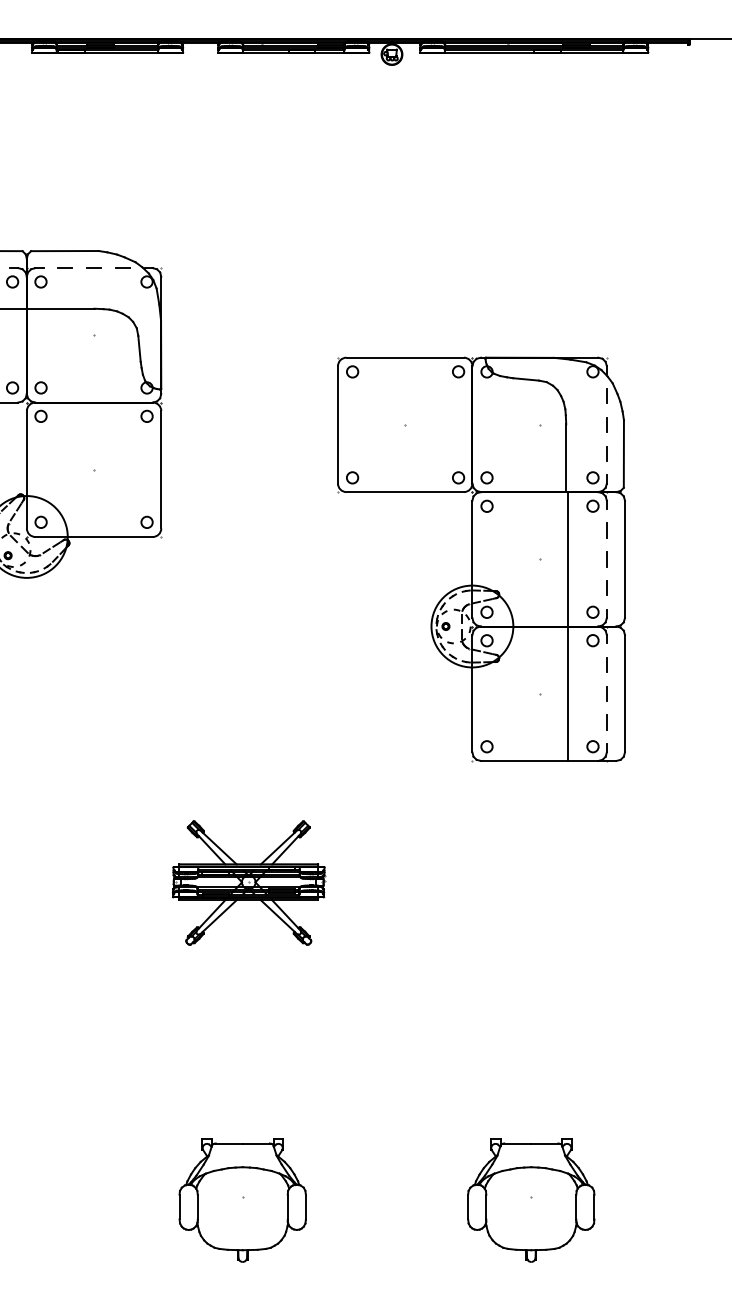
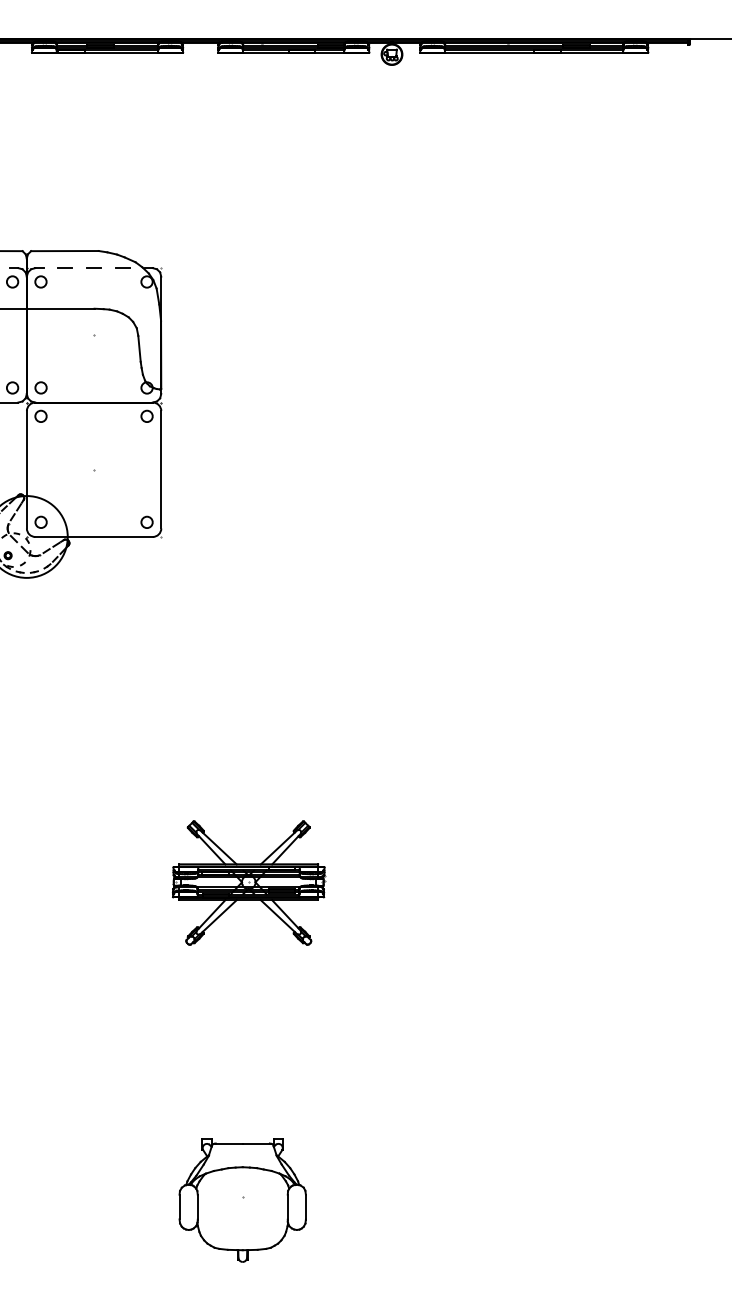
part: present -> none (481, 559)
part: present -> none (531, 1200)
